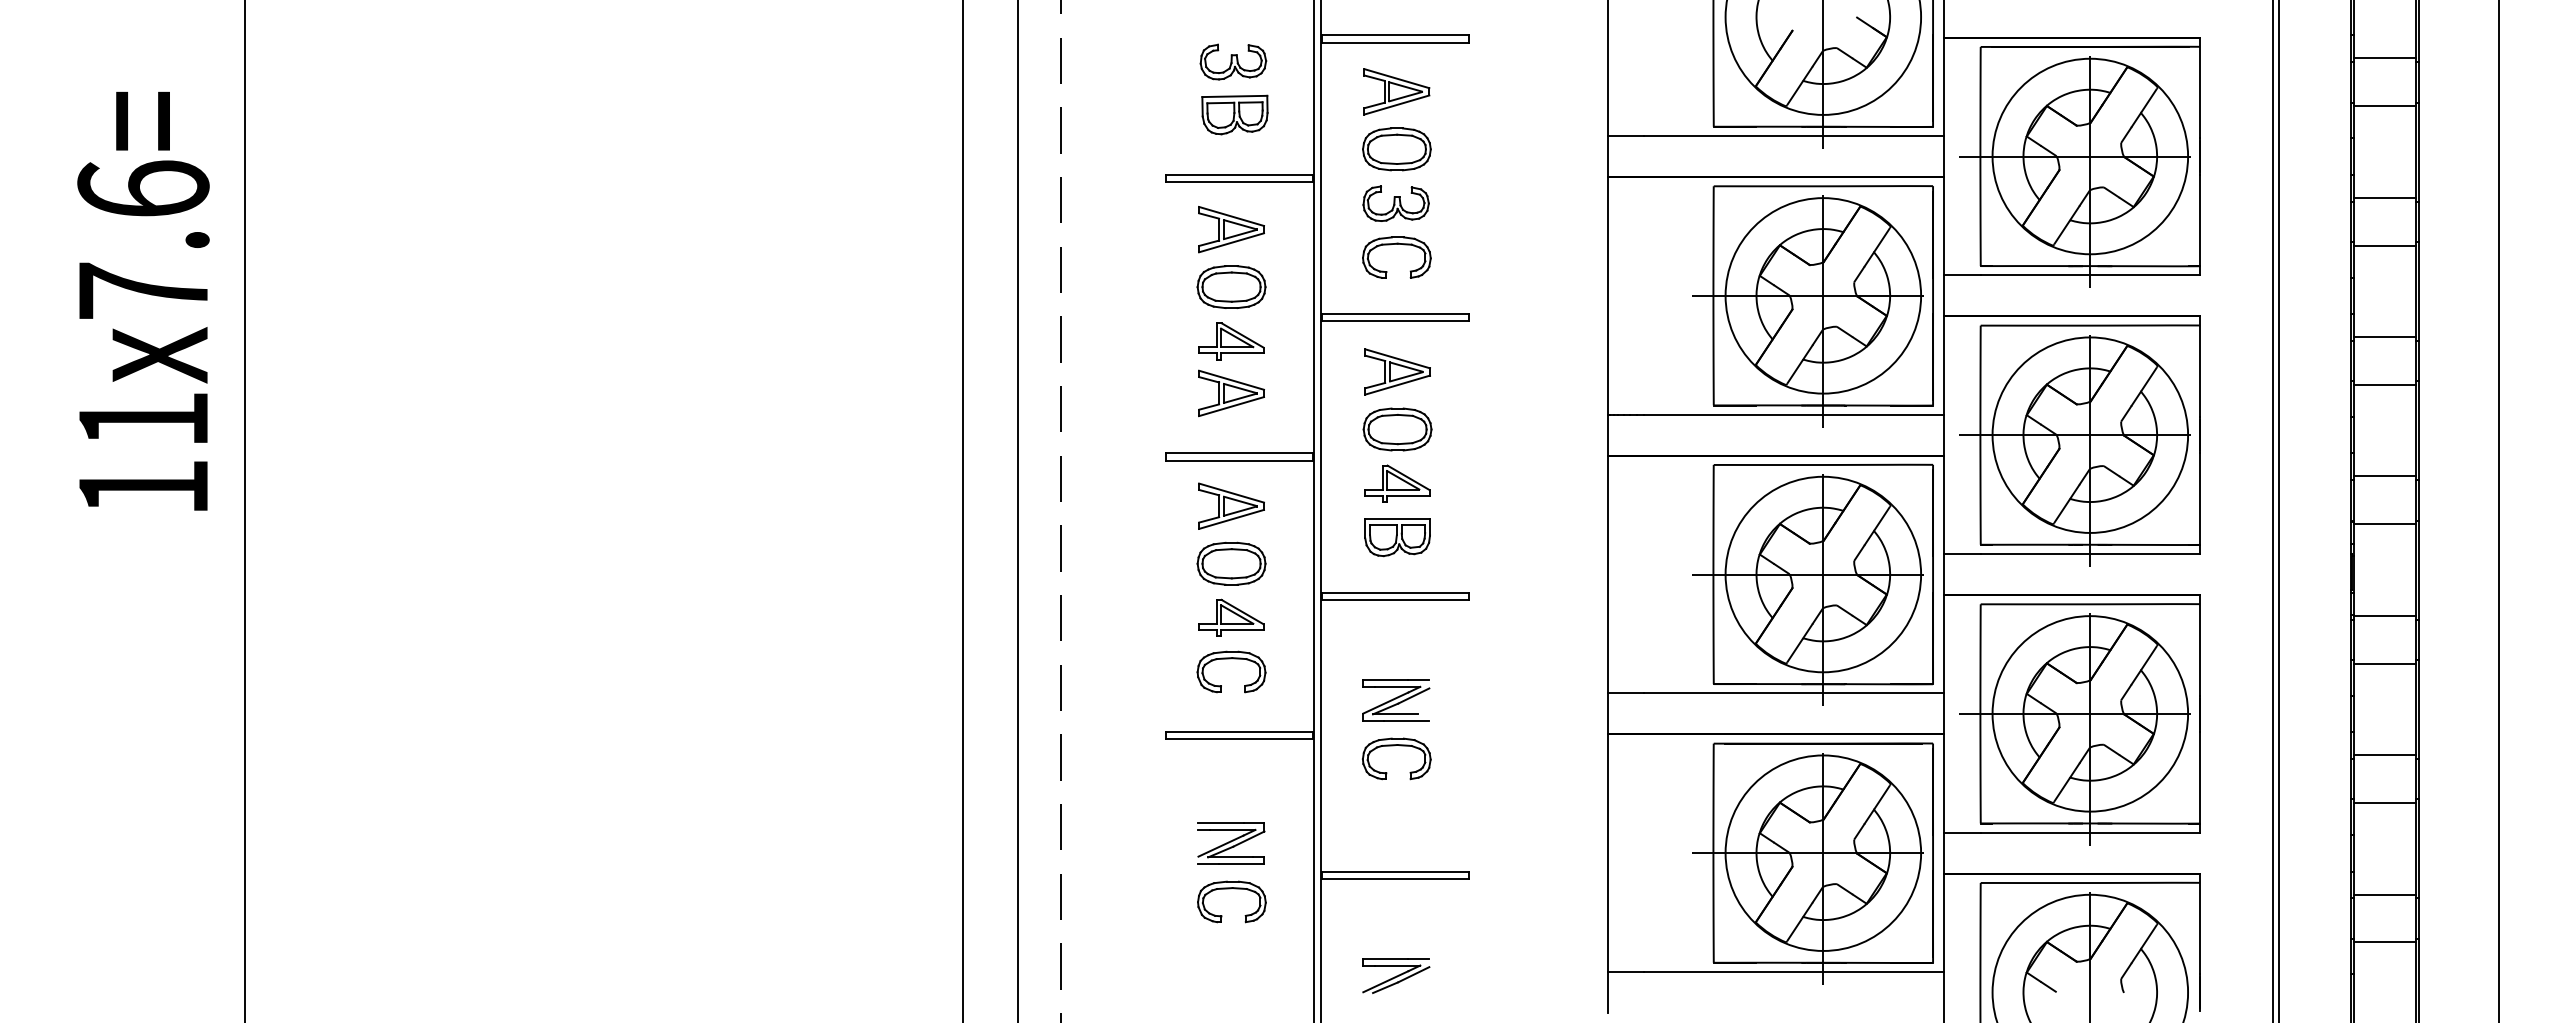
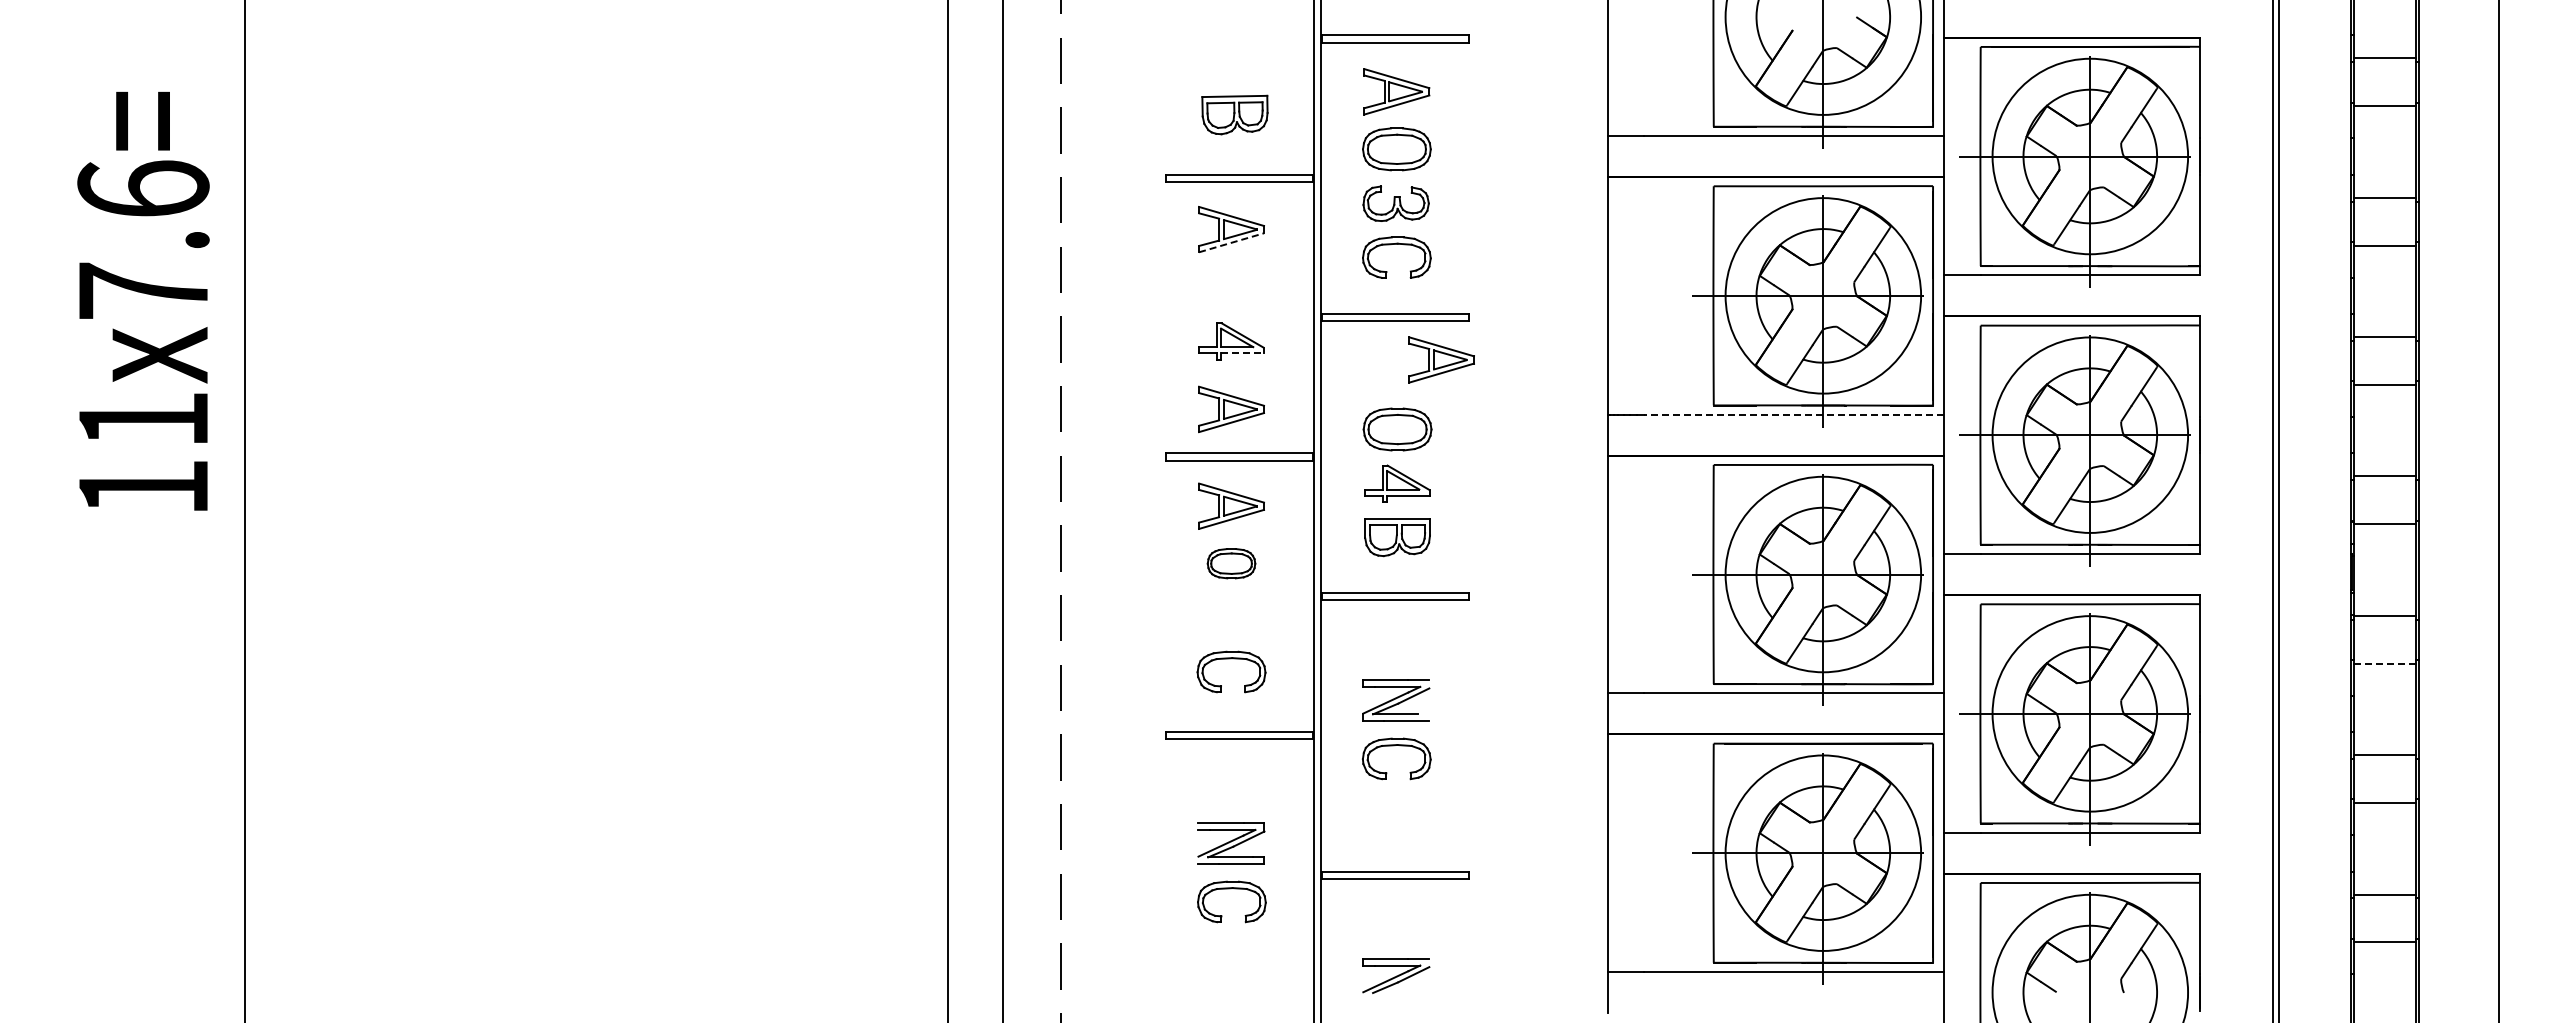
part: present -> none (1233, 61)
line: solid -> dashed (1231, 242)
part: present -> none (1231, 286)
line: solid -> dashed (1242, 353)
part position: (1397, 371) -> (1441, 359) (1441, 359)
part position: (1231, 393) -> (1231, 409) (1231, 409)
line: solid -> dashed (1794, 414)
line position: (962, 510) -> (947, 510) (947, 510)
line position: (1017, 510) -> (1002, 510) (1002, 510)
part size: 71x45 px -> 51x32 px (1231, 563)
part: present -> none (1231, 617)
line: solid -> dashed (2385, 663)
